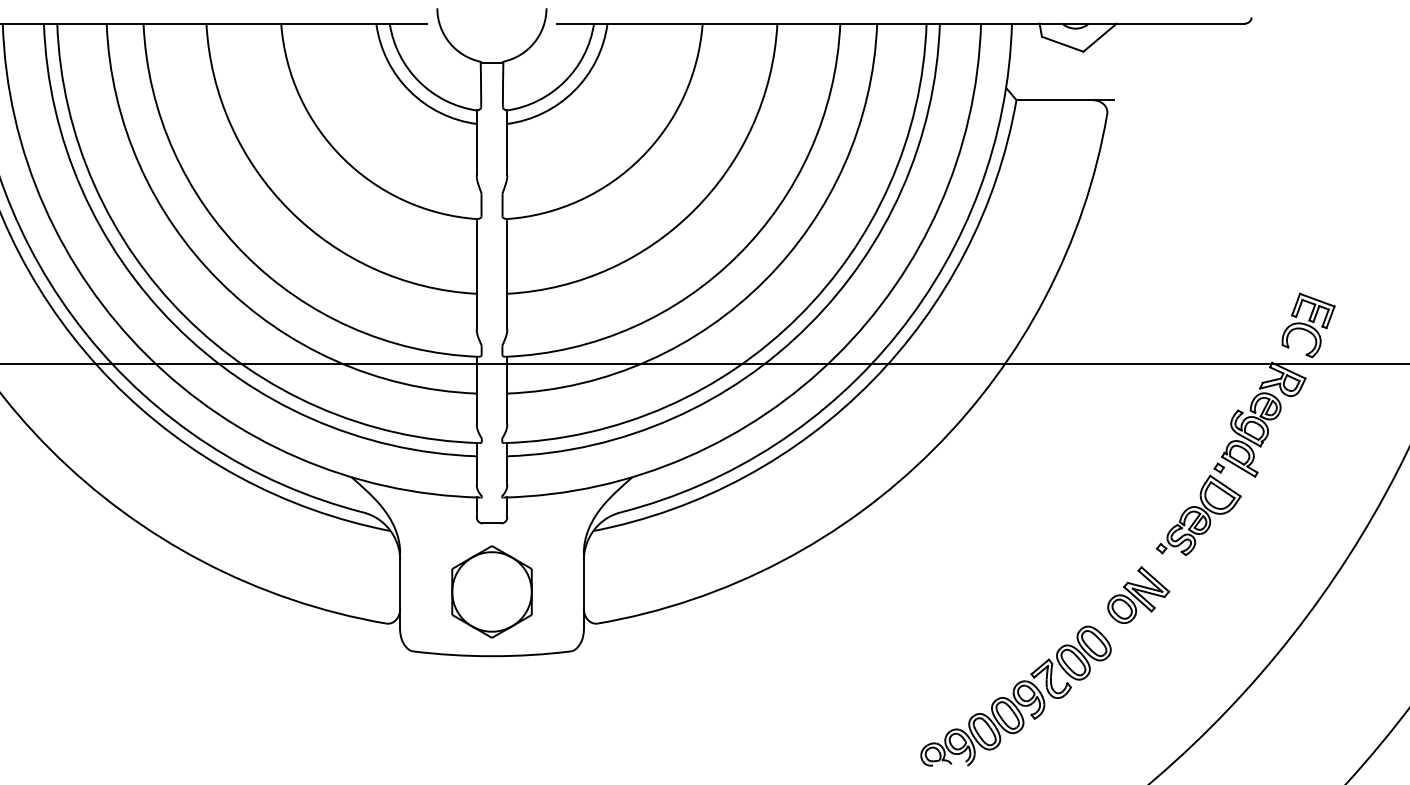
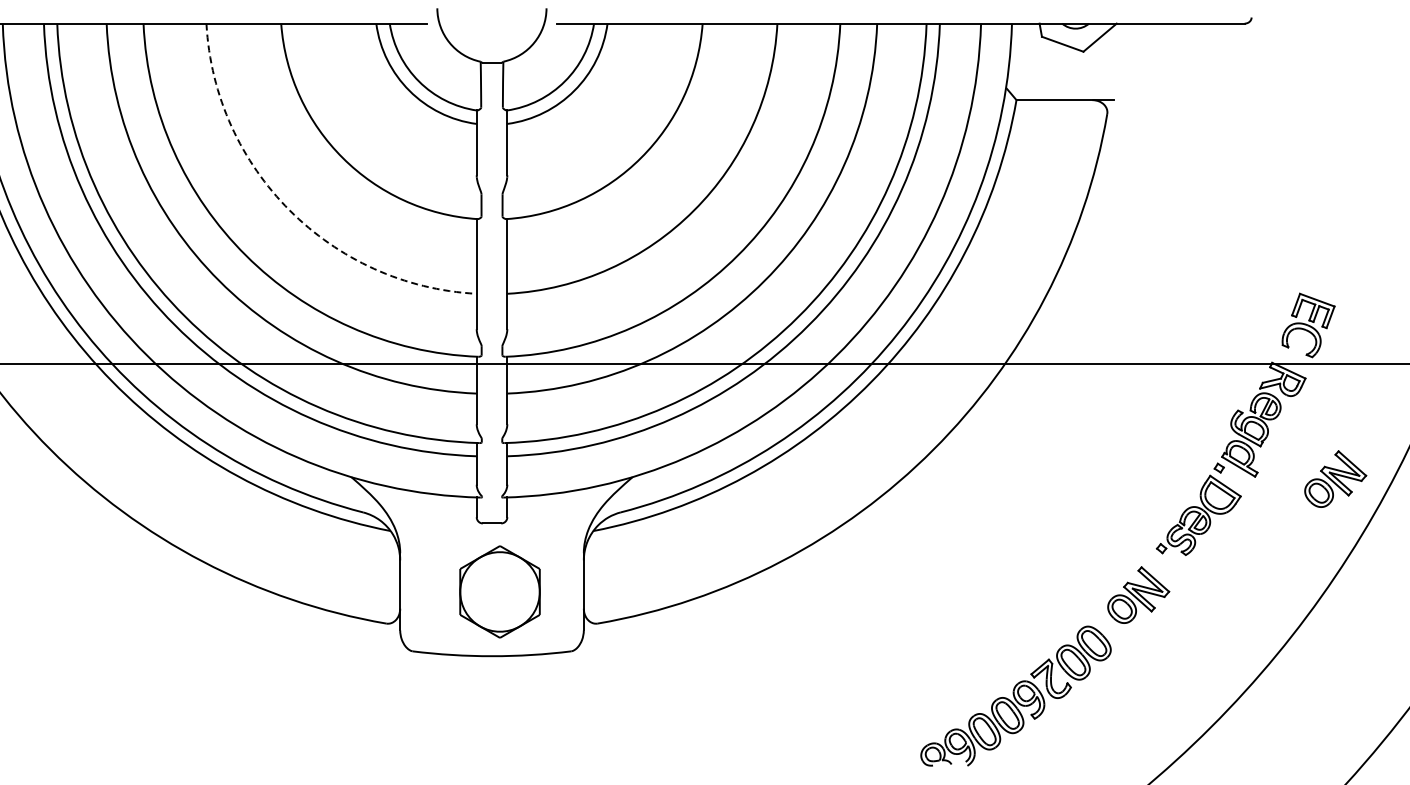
arc: solid -> dashed (289, 210)
part: none -> present (1335, 478)
part position: (491, 591) -> (499, 591) (499, 591)
